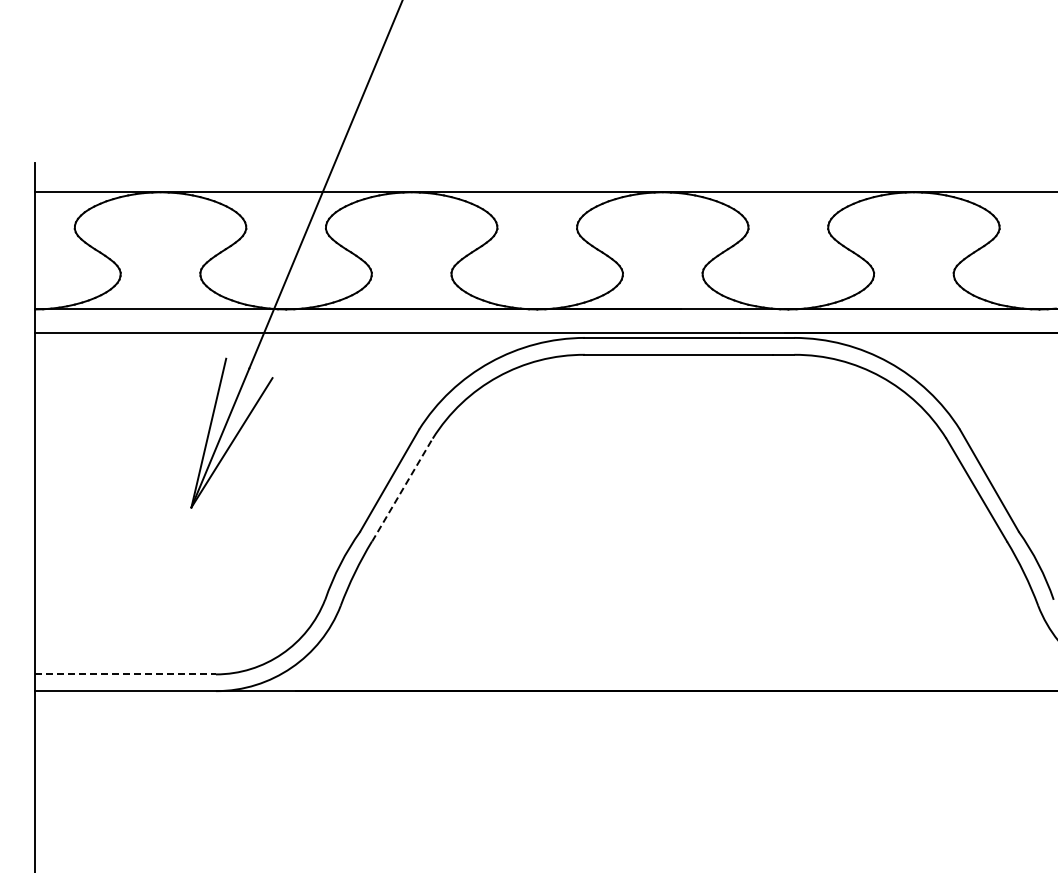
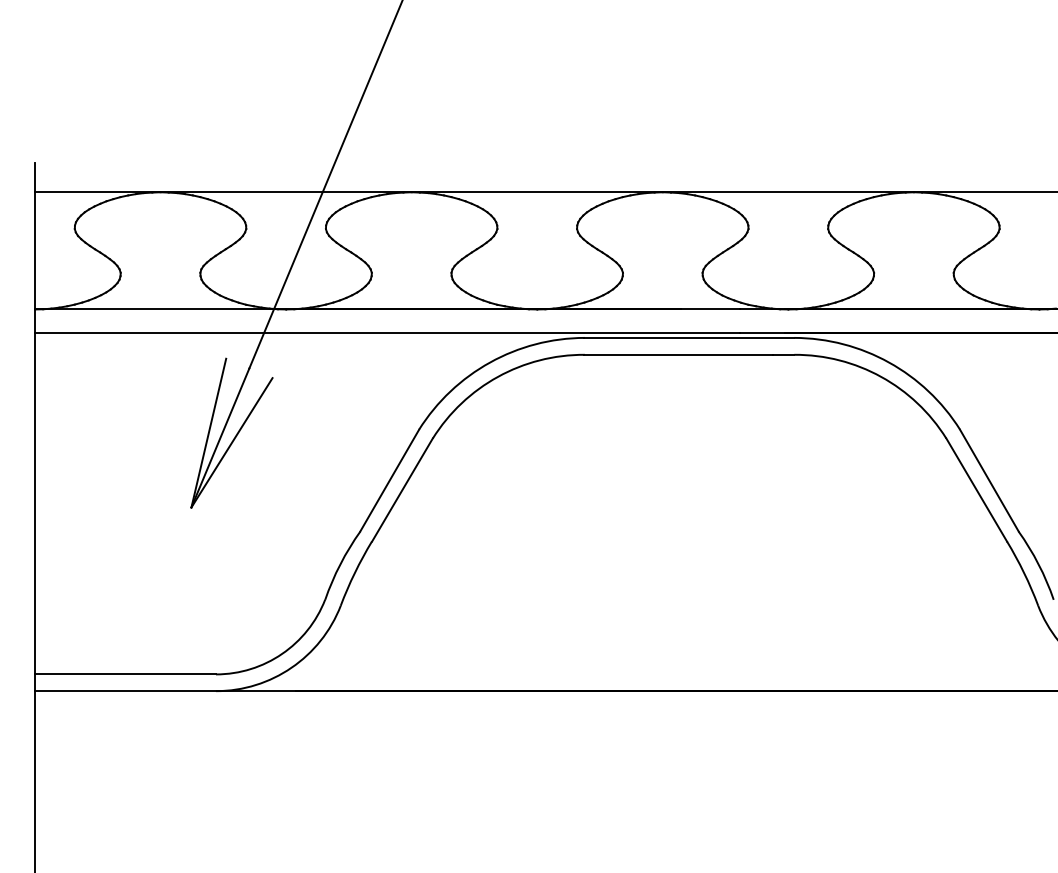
line: dashed -> solid (402, 490)
line: dashed -> solid (125, 674)
